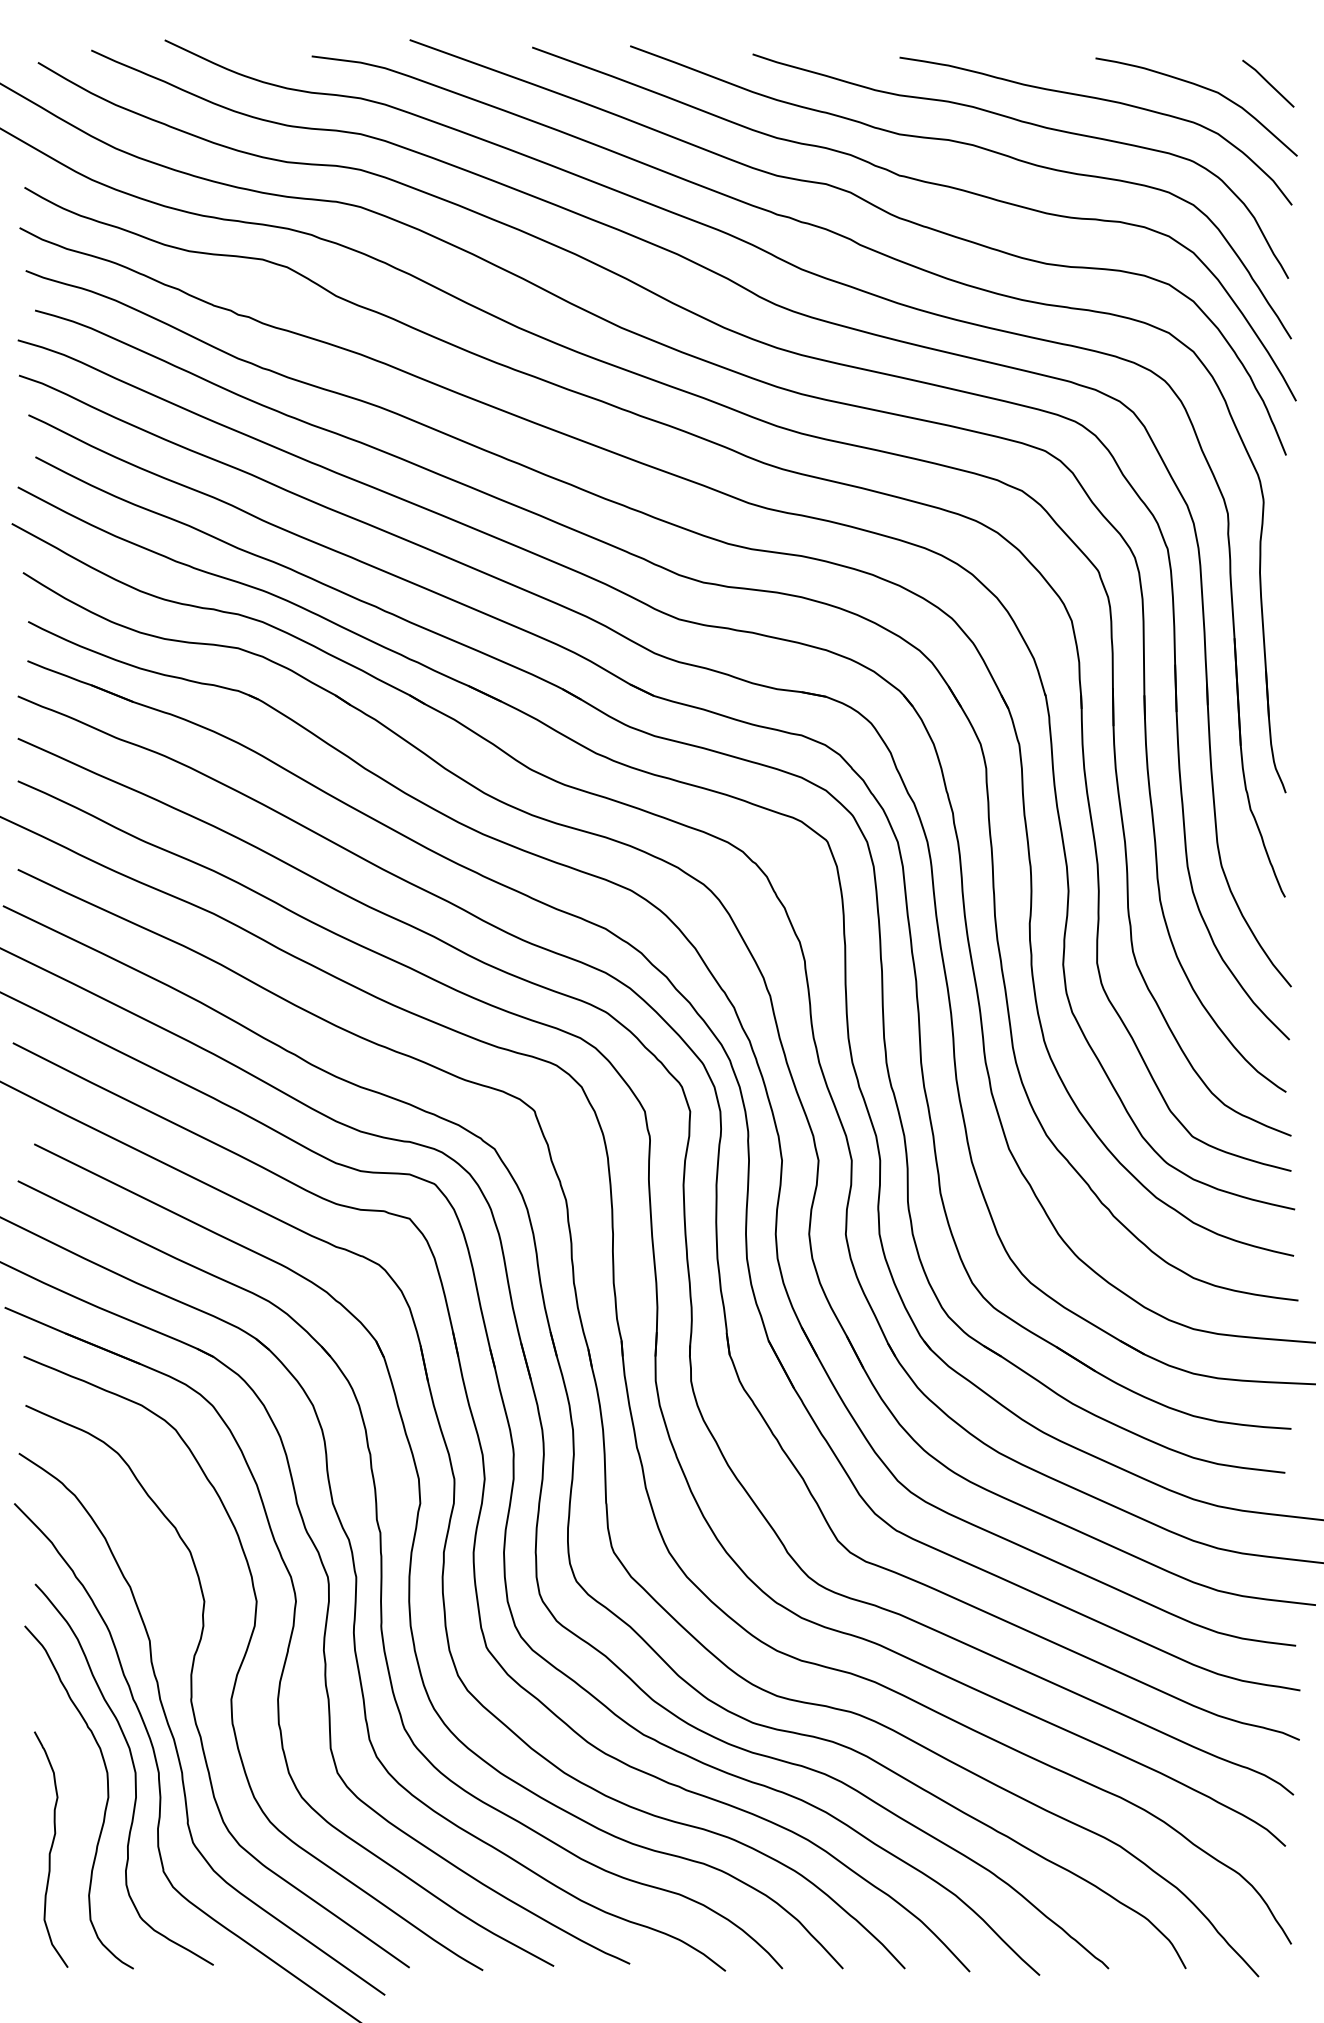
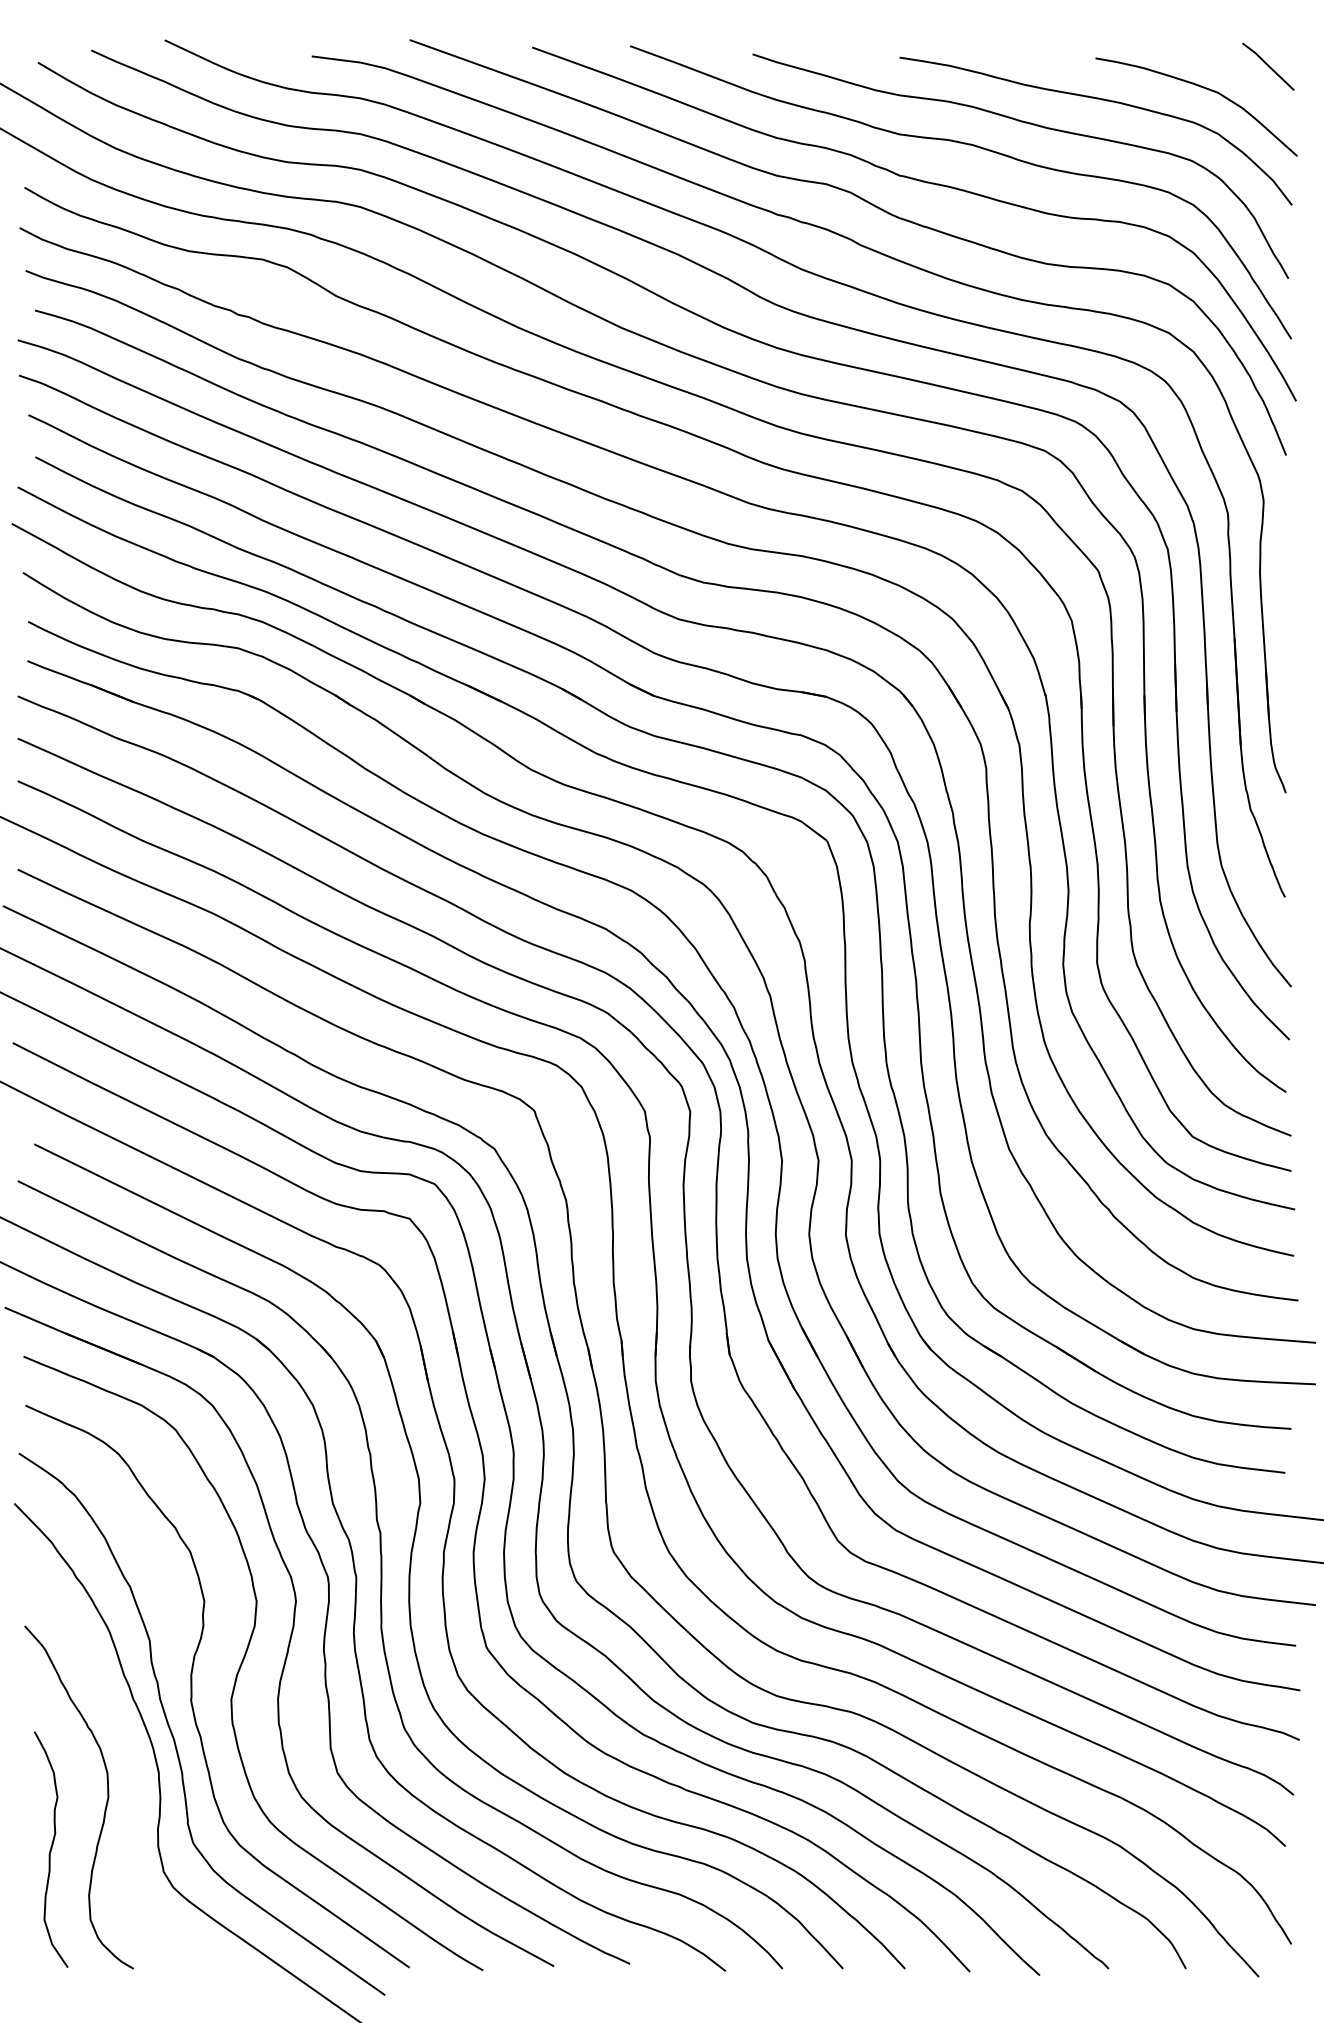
line position: (1268, 83) -> (1268, 66) (1268, 66)
curve: present -> none (134, 1774)
